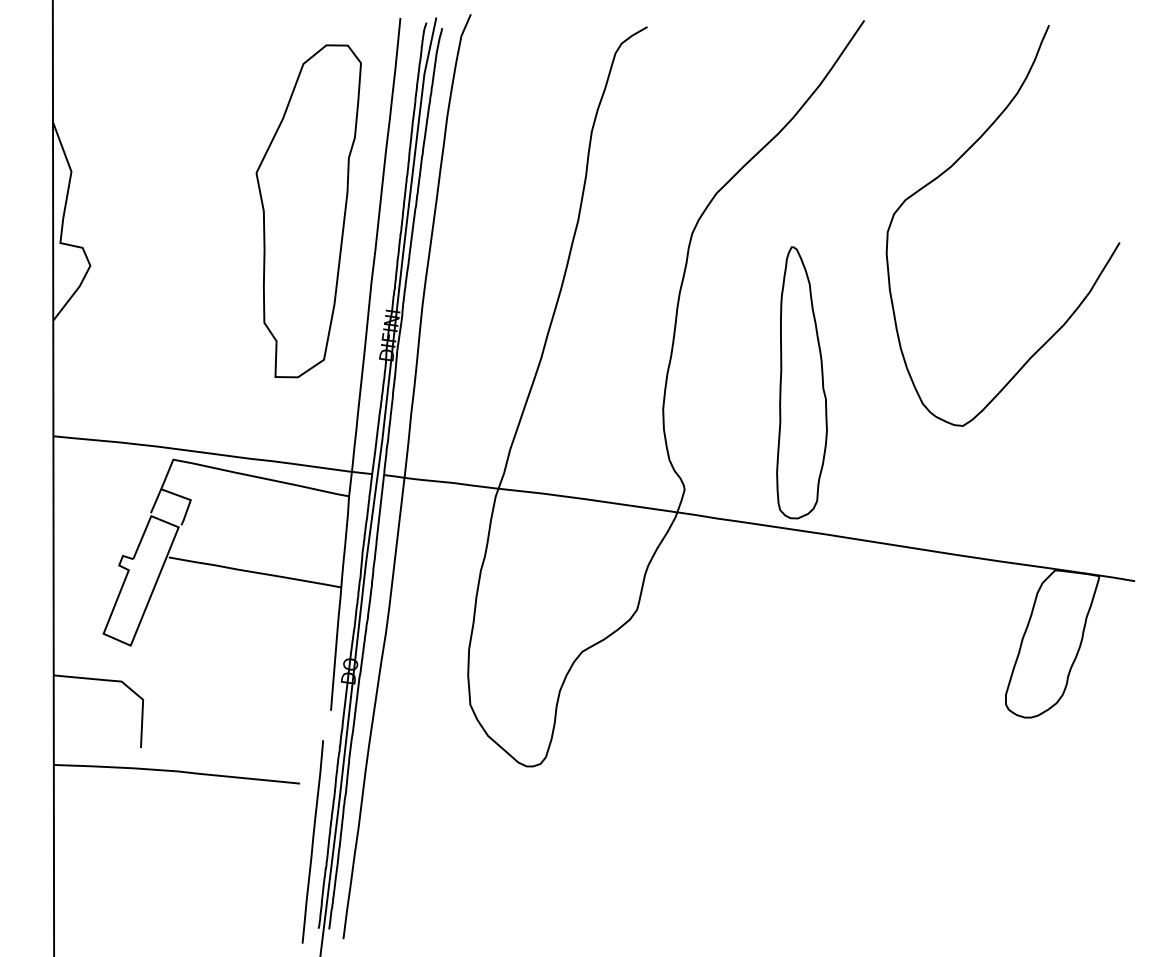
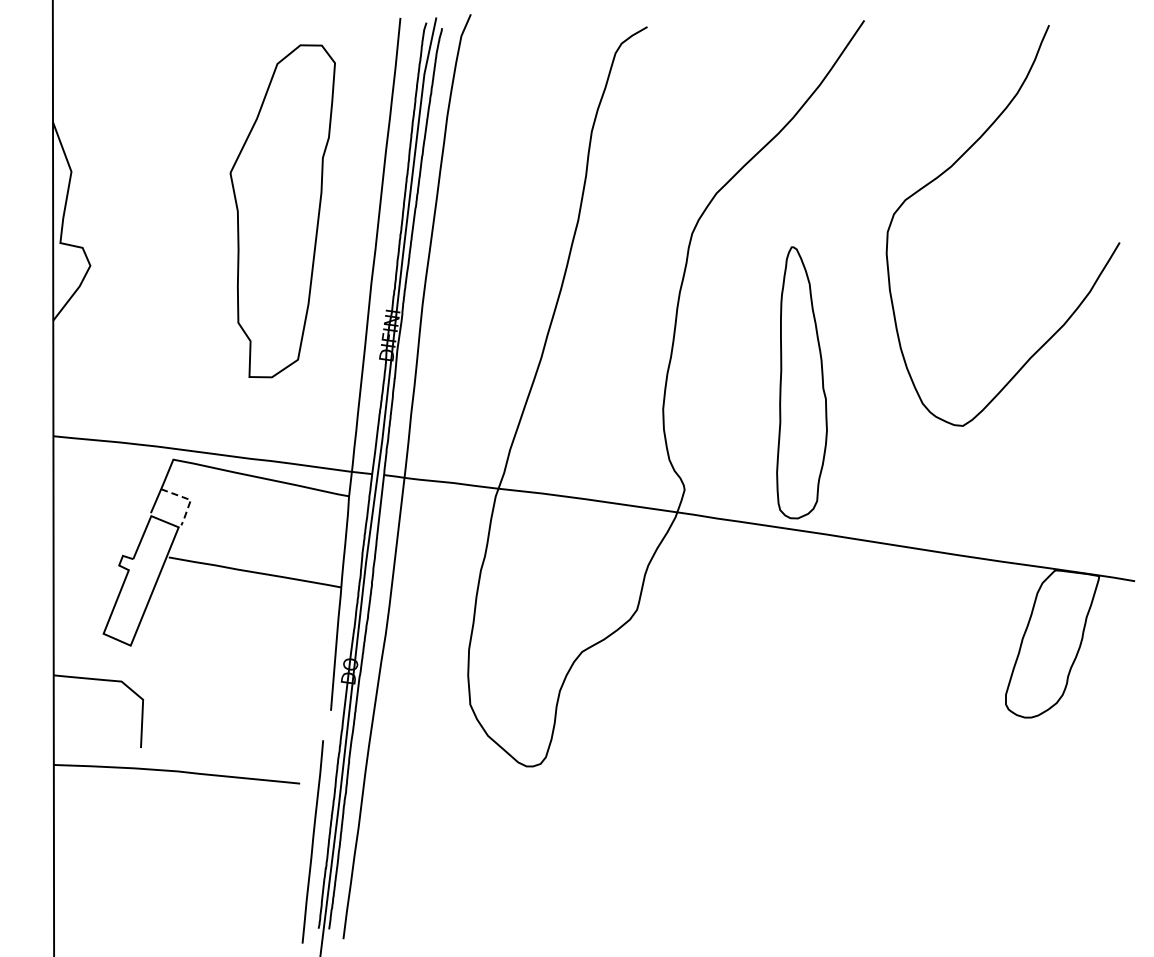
part position: (308, 211) -> (282, 211) (282, 211)
line: solid -> dashed (189, 499)
